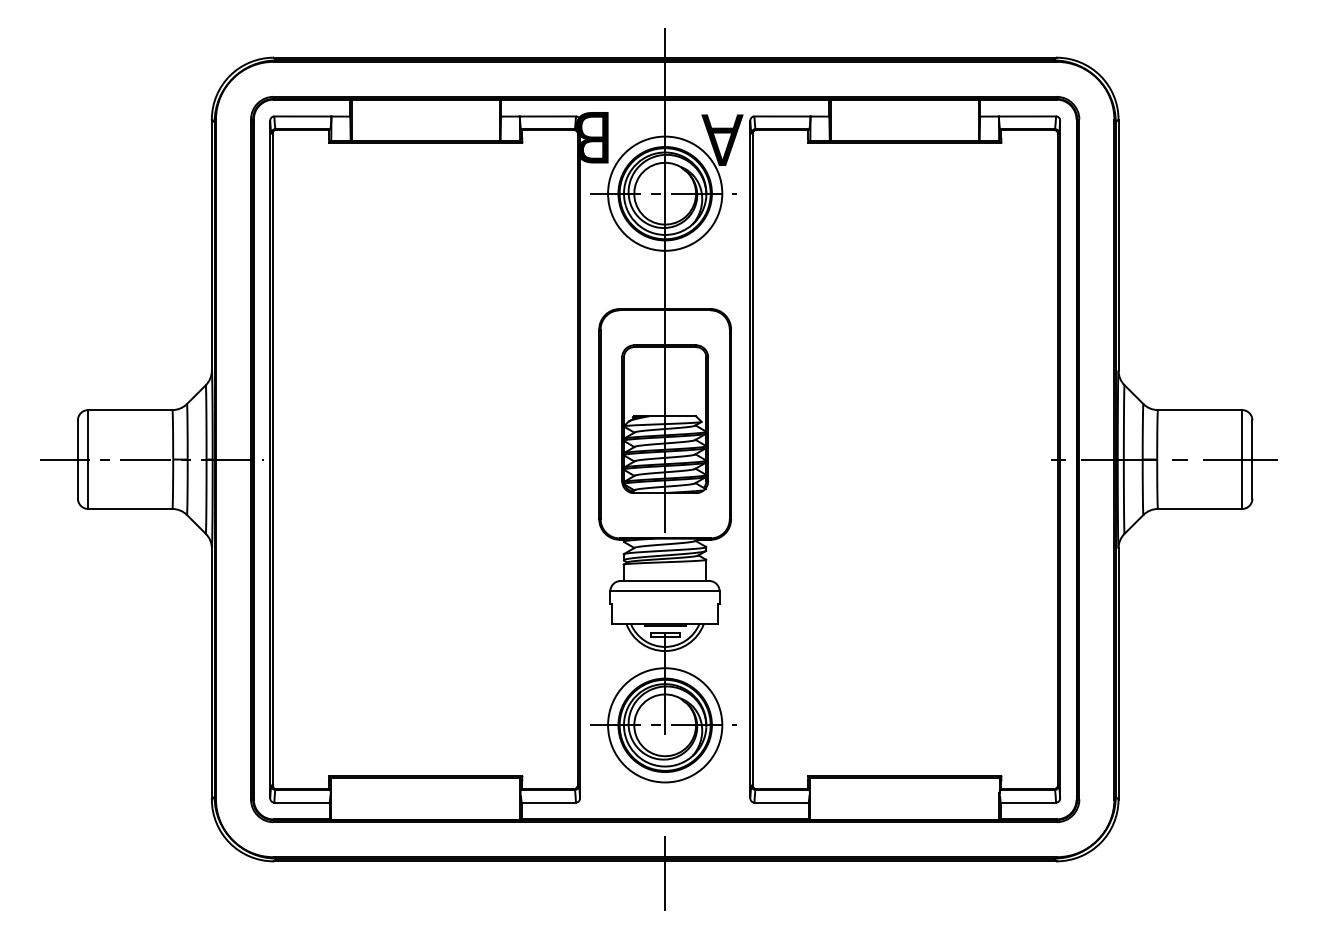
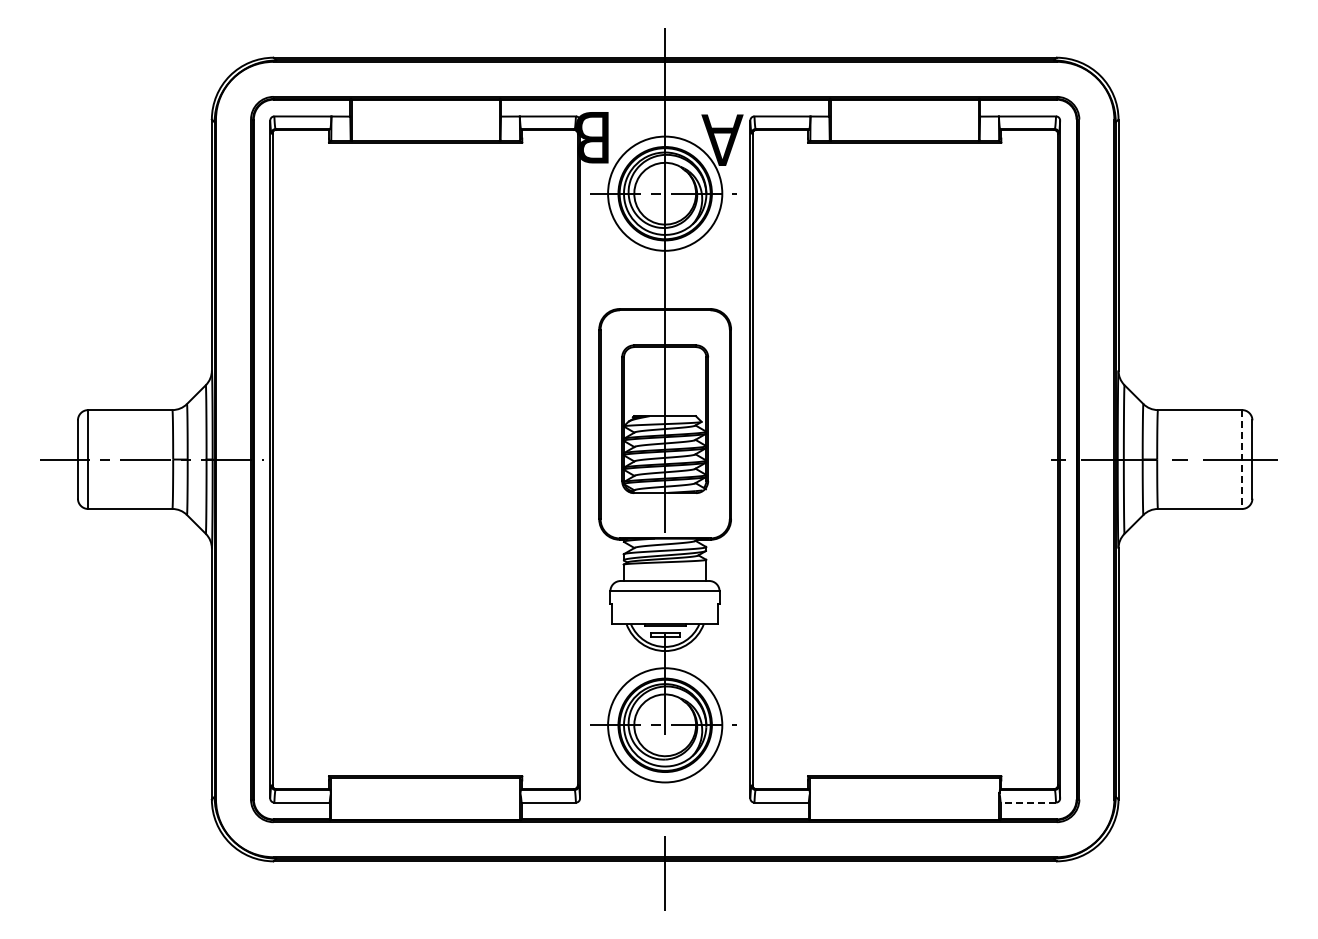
line: solid -> dashed (1242, 460)
line: solid -> dashed (1028, 802)
